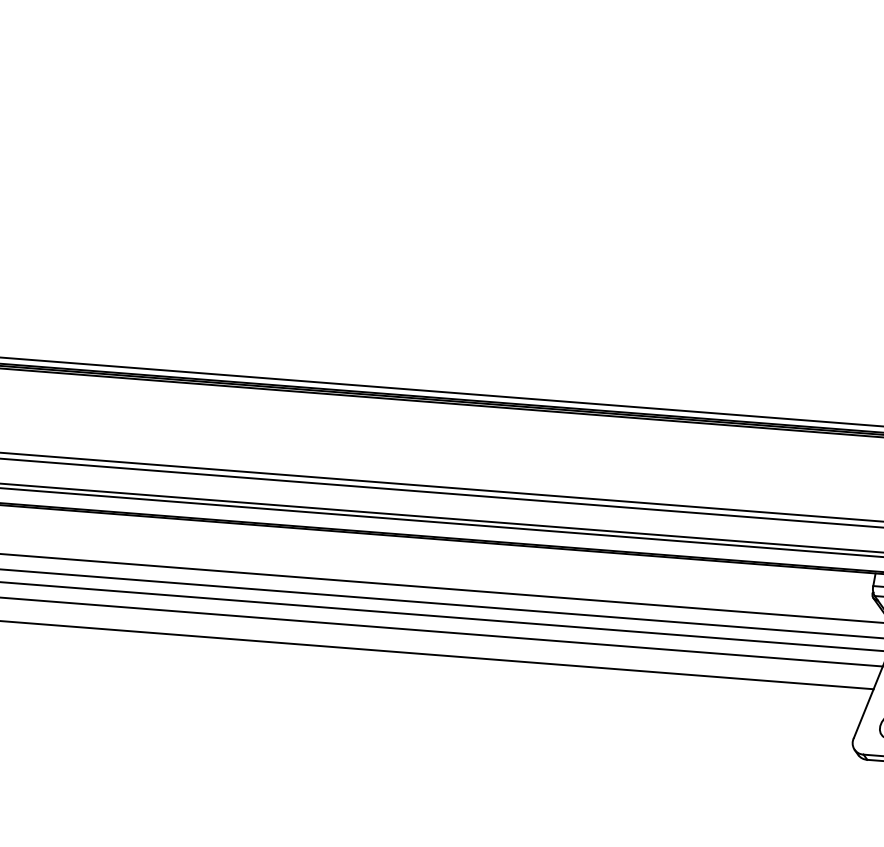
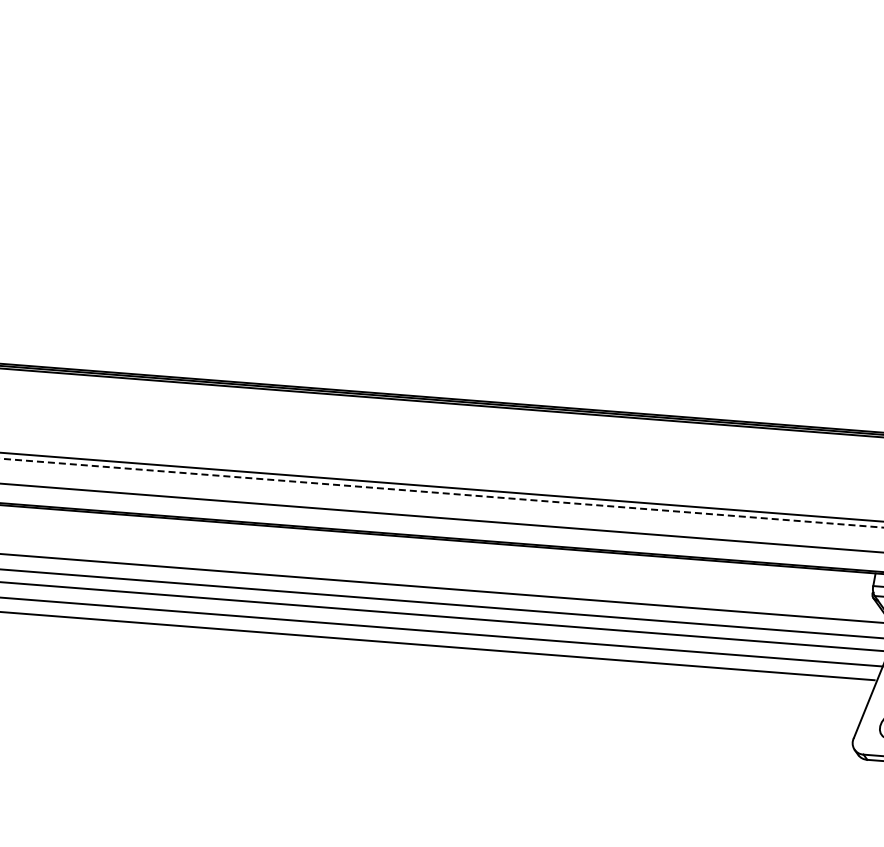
line: present -> none (441, 391)
line: solid -> dashed (442, 493)
line: present -> none (441, 522)
line position: (437, 655) -> (438, 646) (438, 646)
